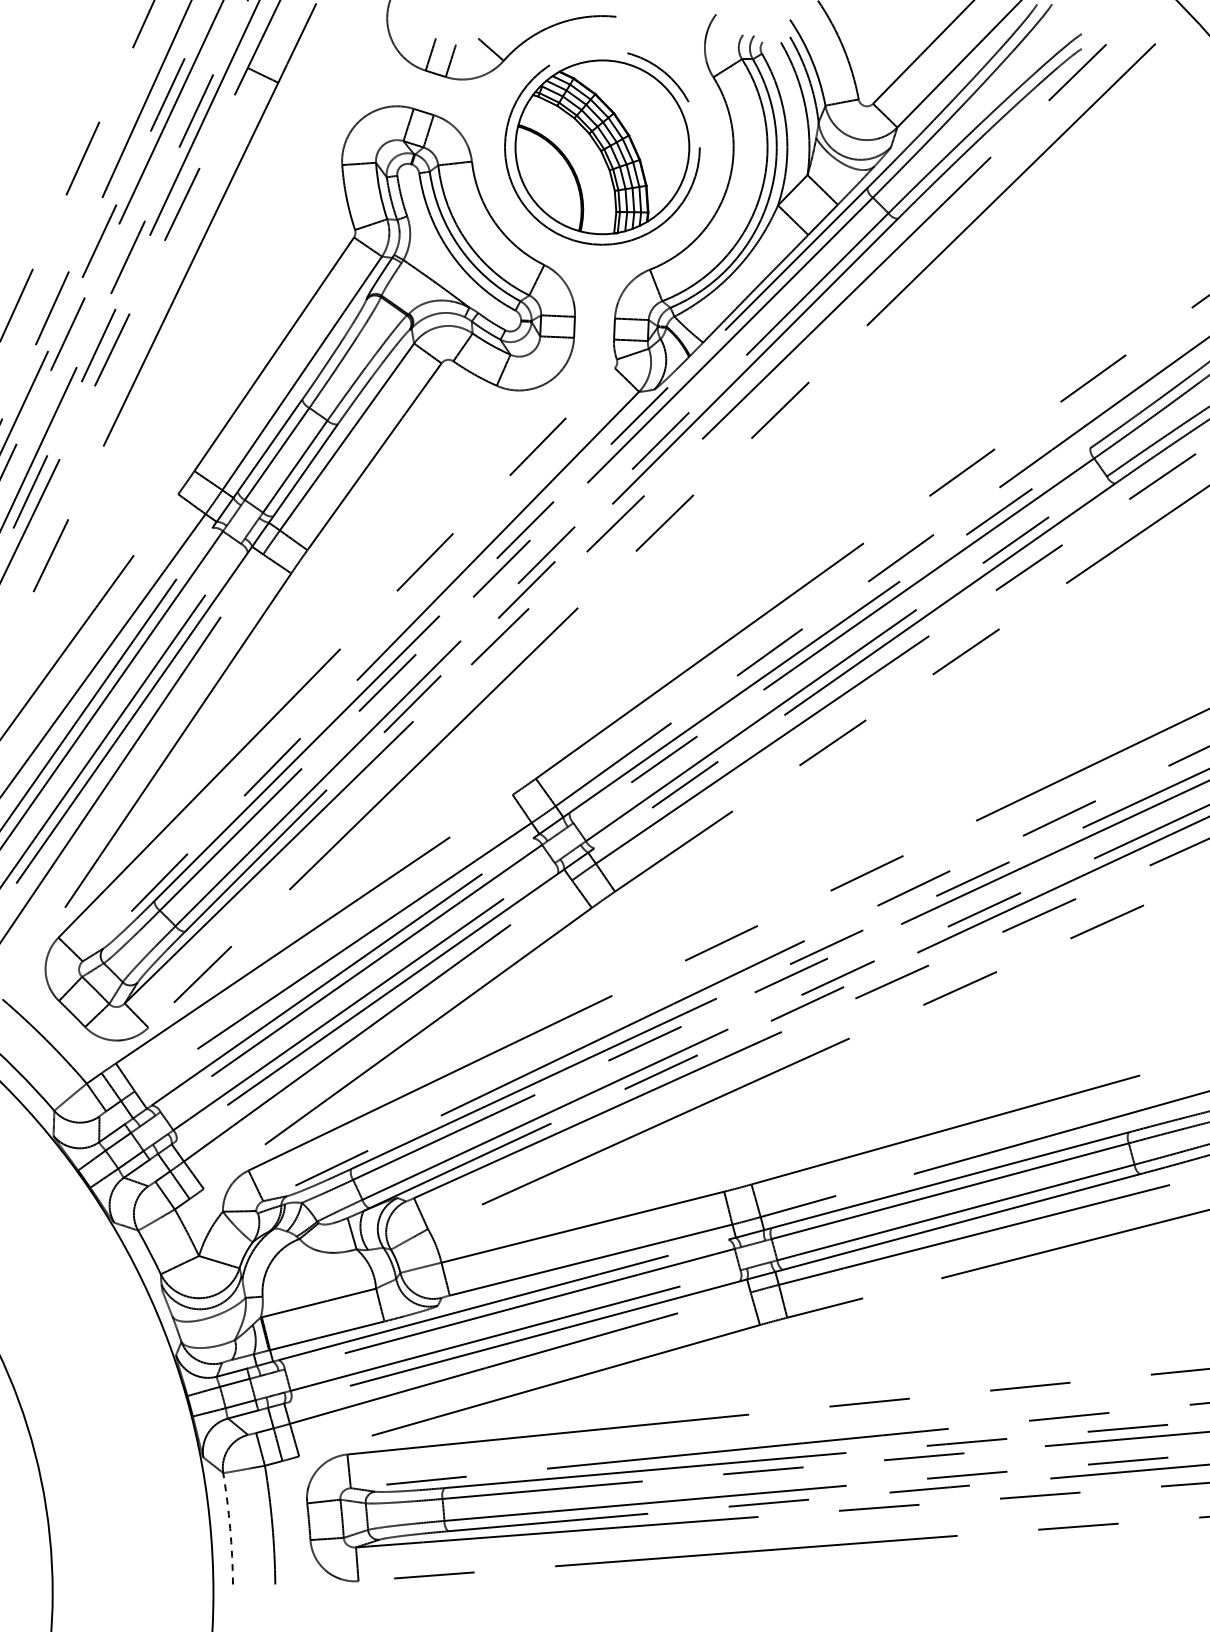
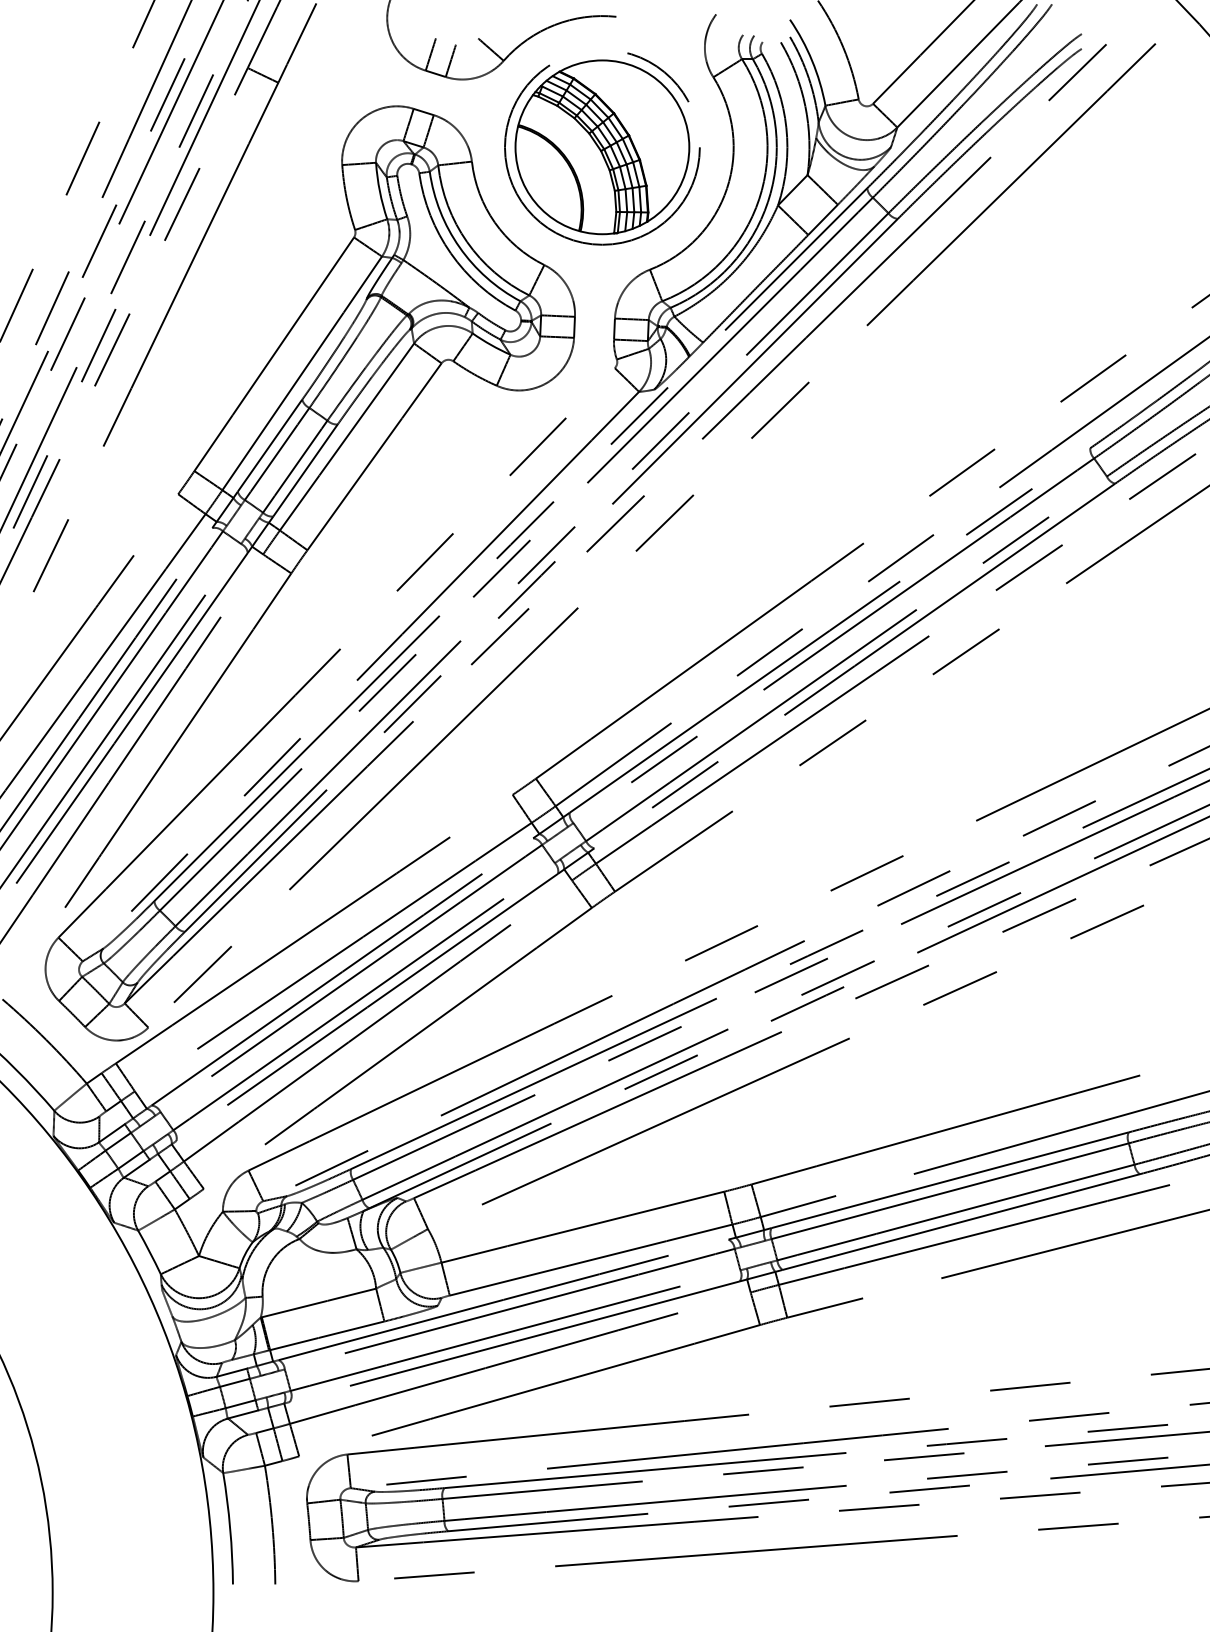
arc: dashed -> solid (230, 1528)
